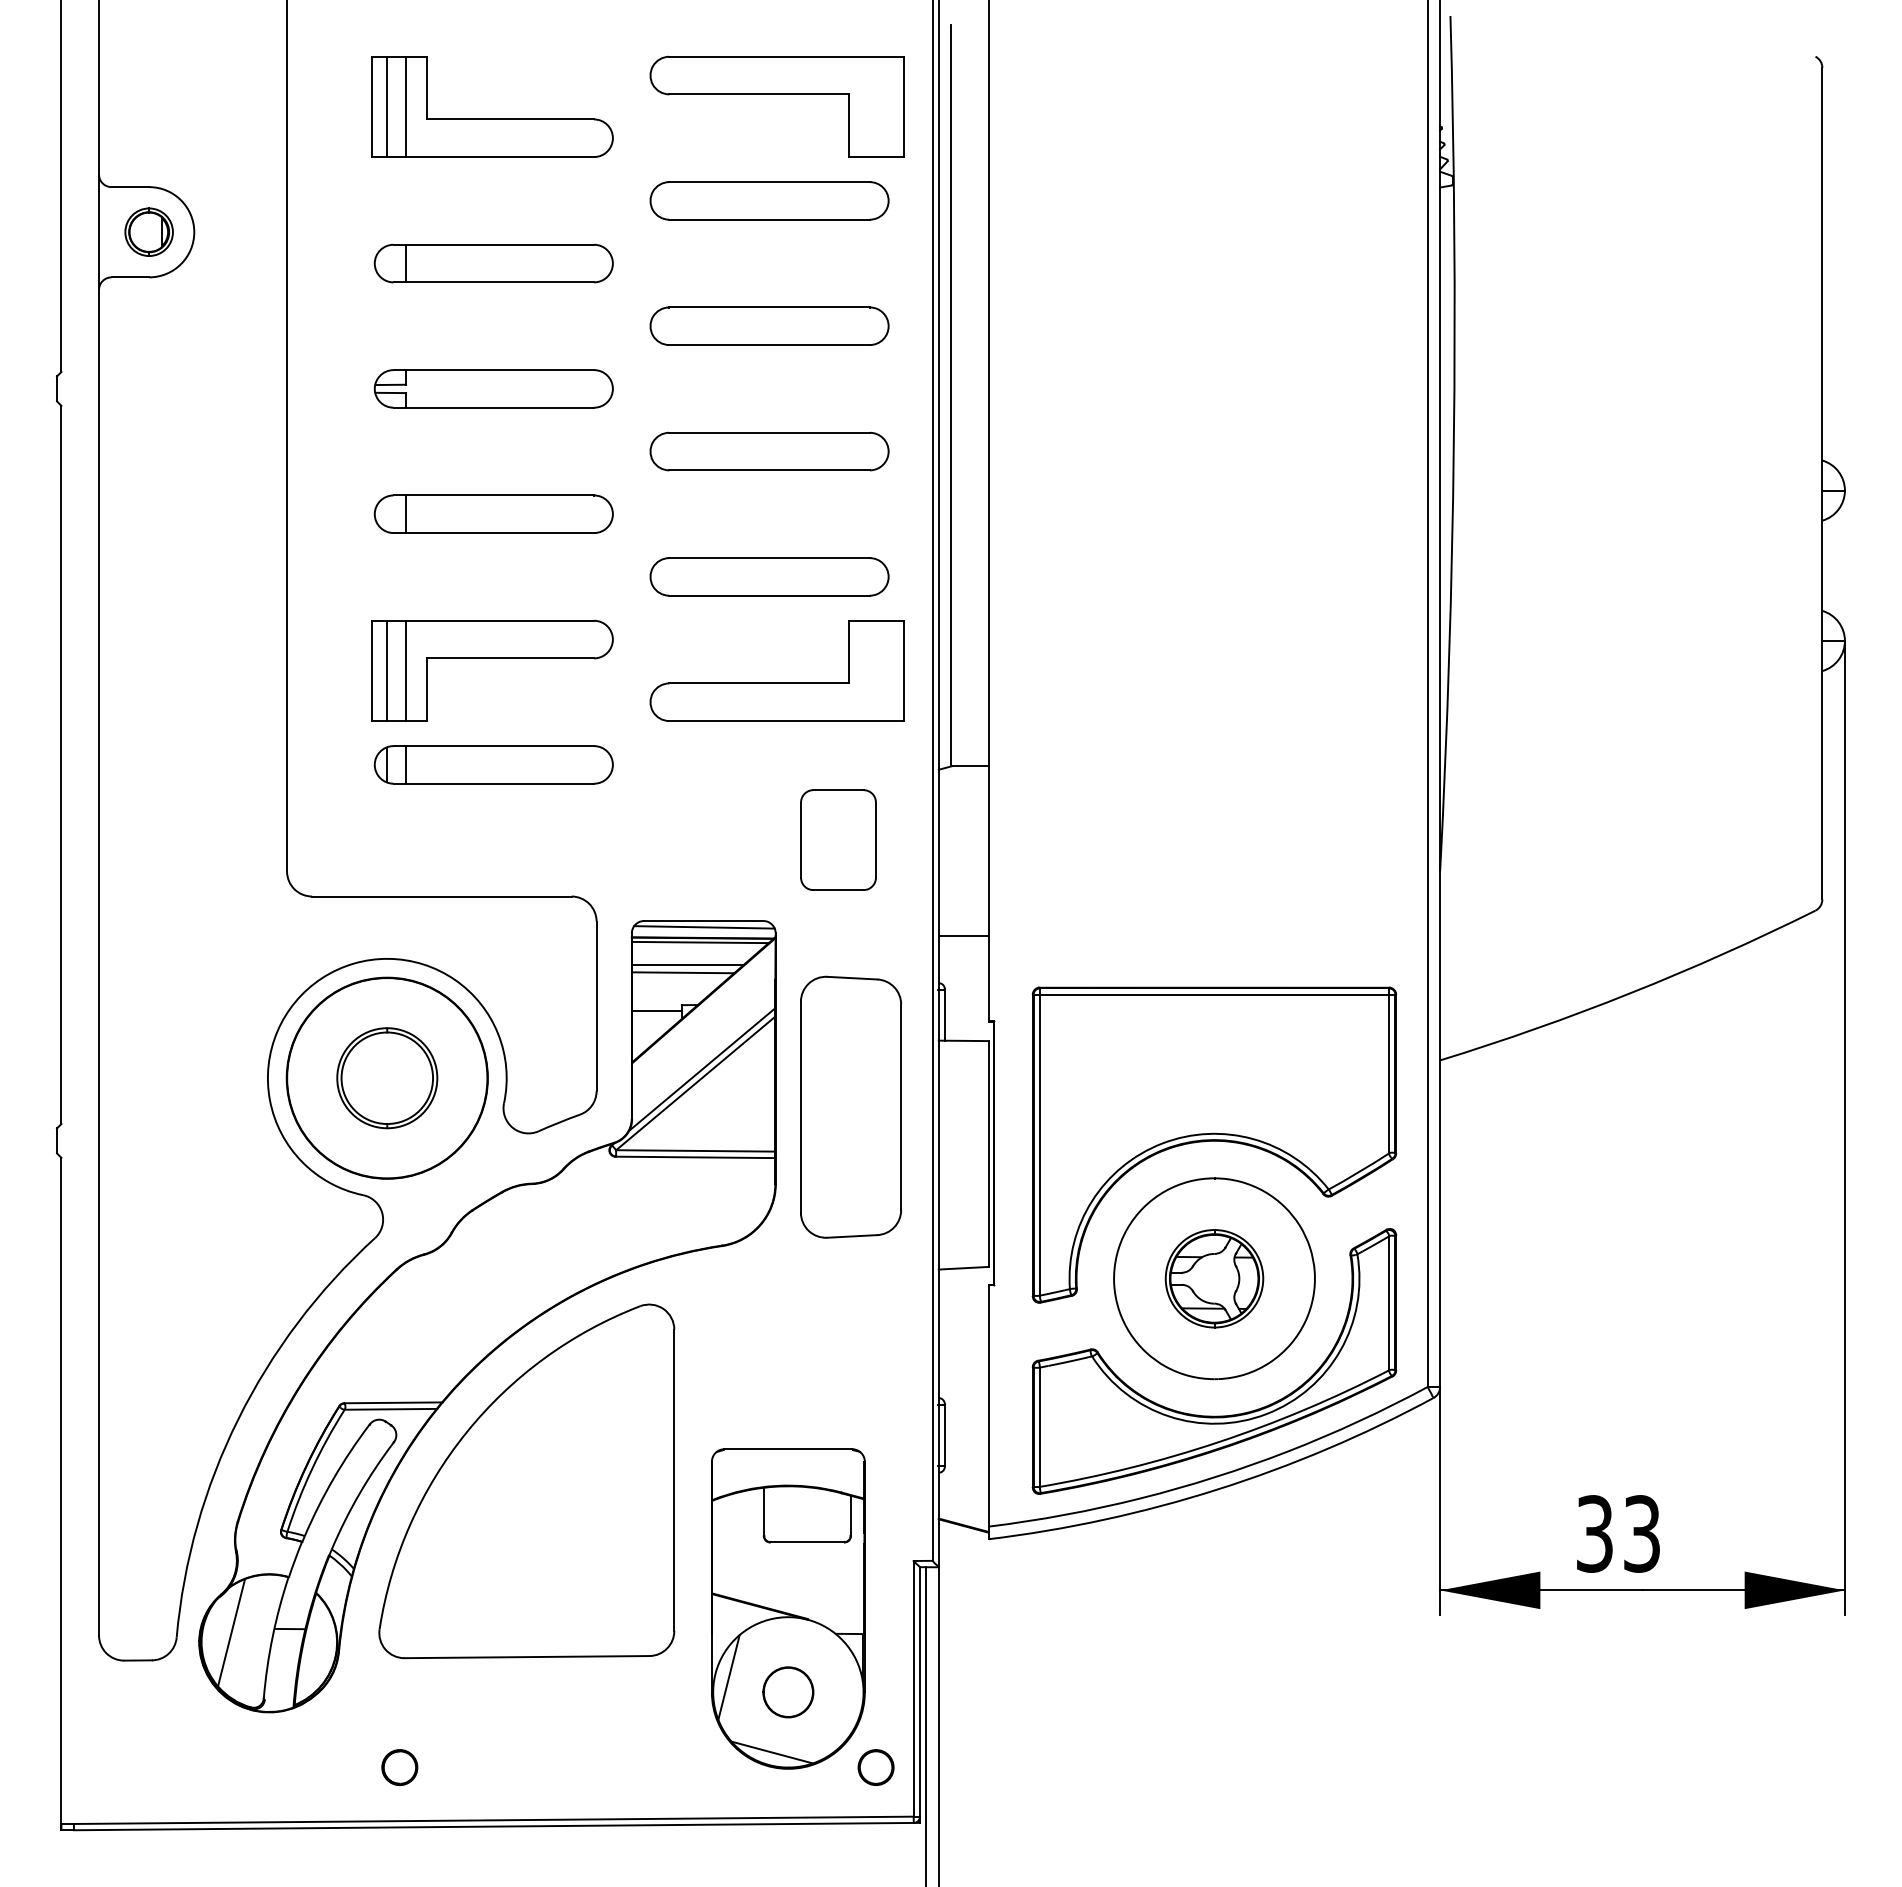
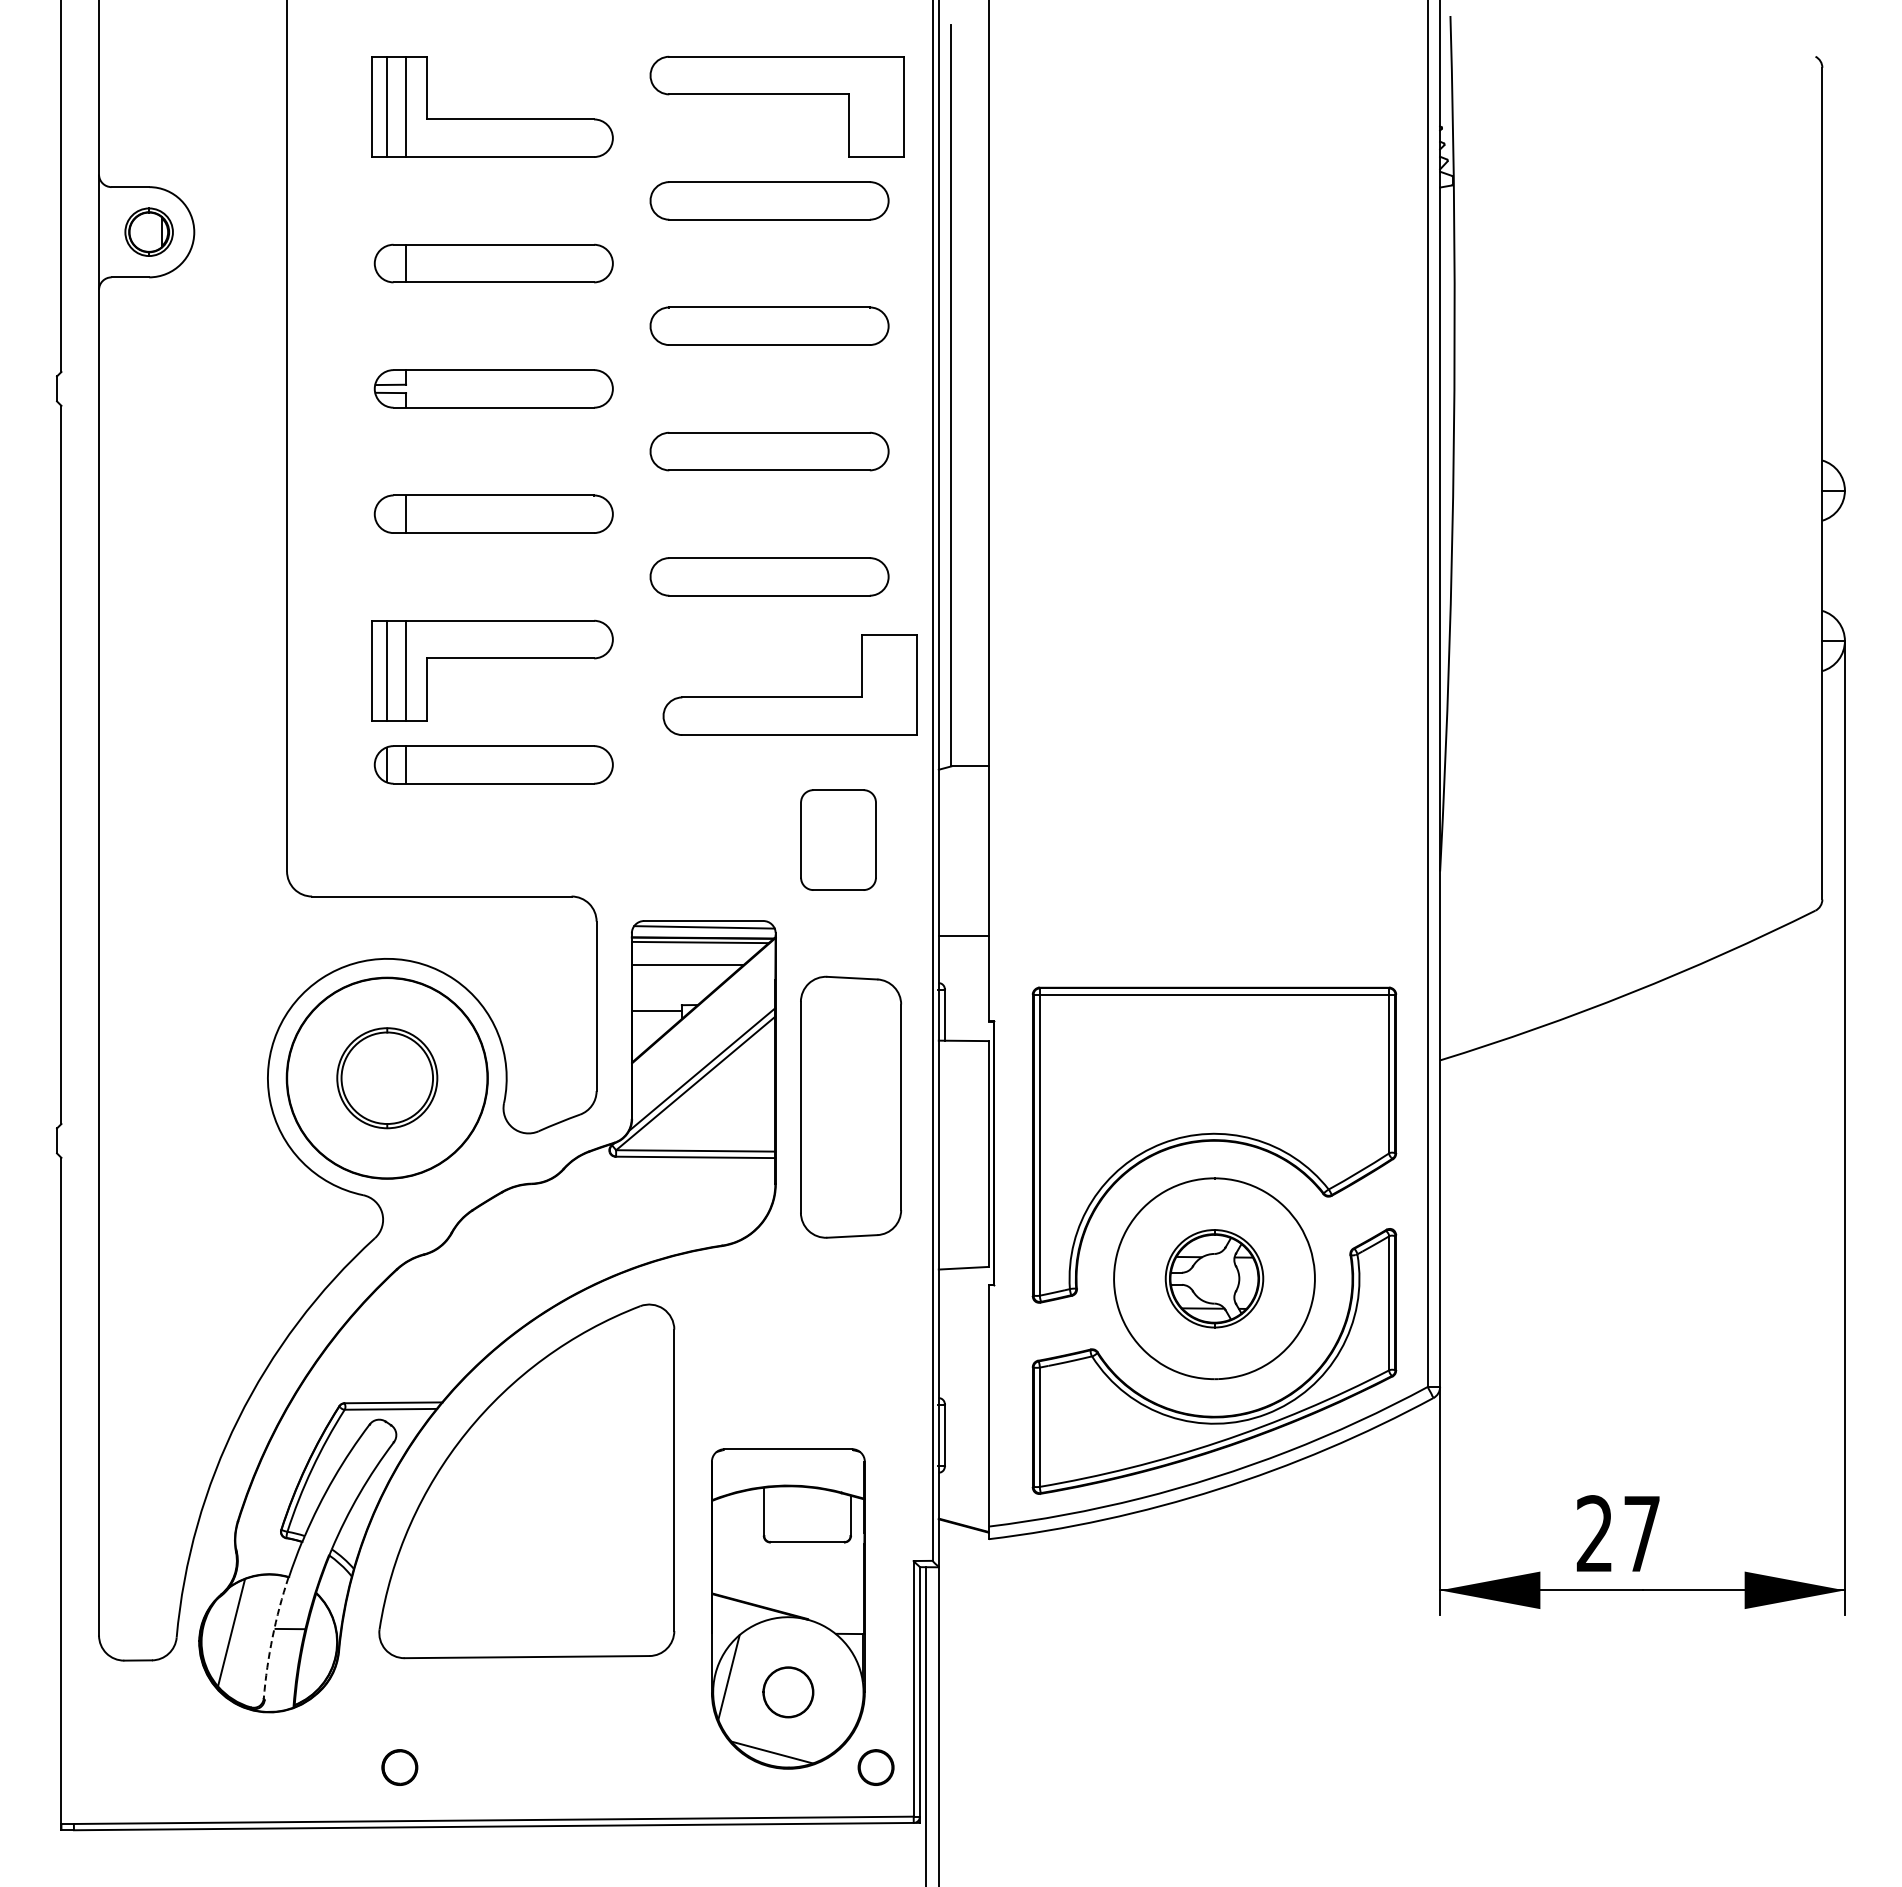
part position: (776, 682) -> (789, 696) (789, 696)
line: present -> none (683, 972)
text: 33 -> 27 (1617, 1533)
arc: solid -> dashed (272, 1637)
